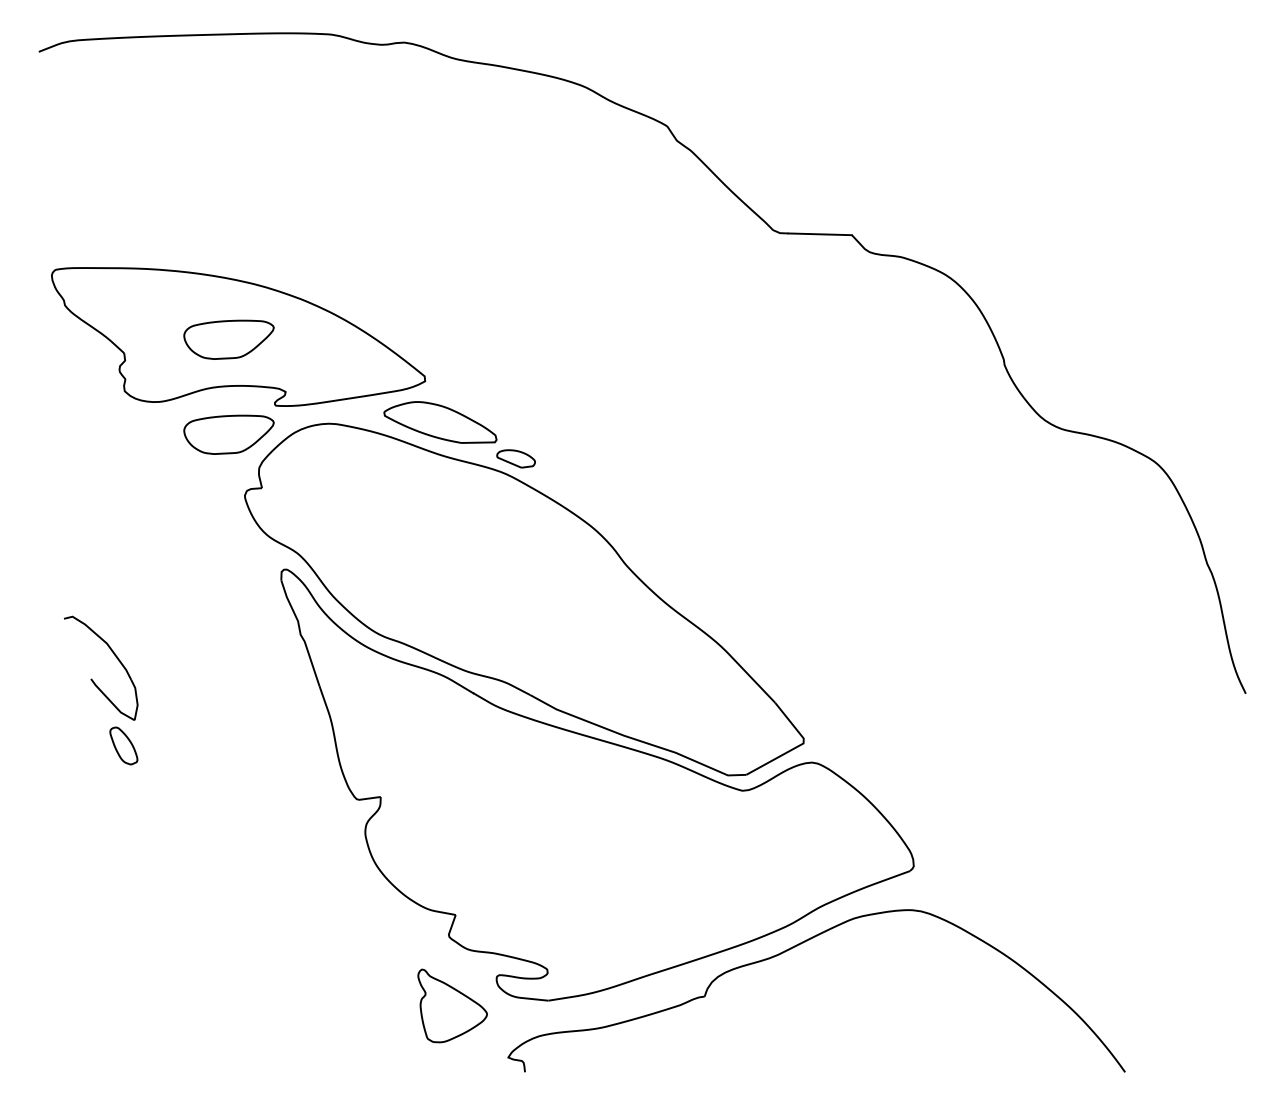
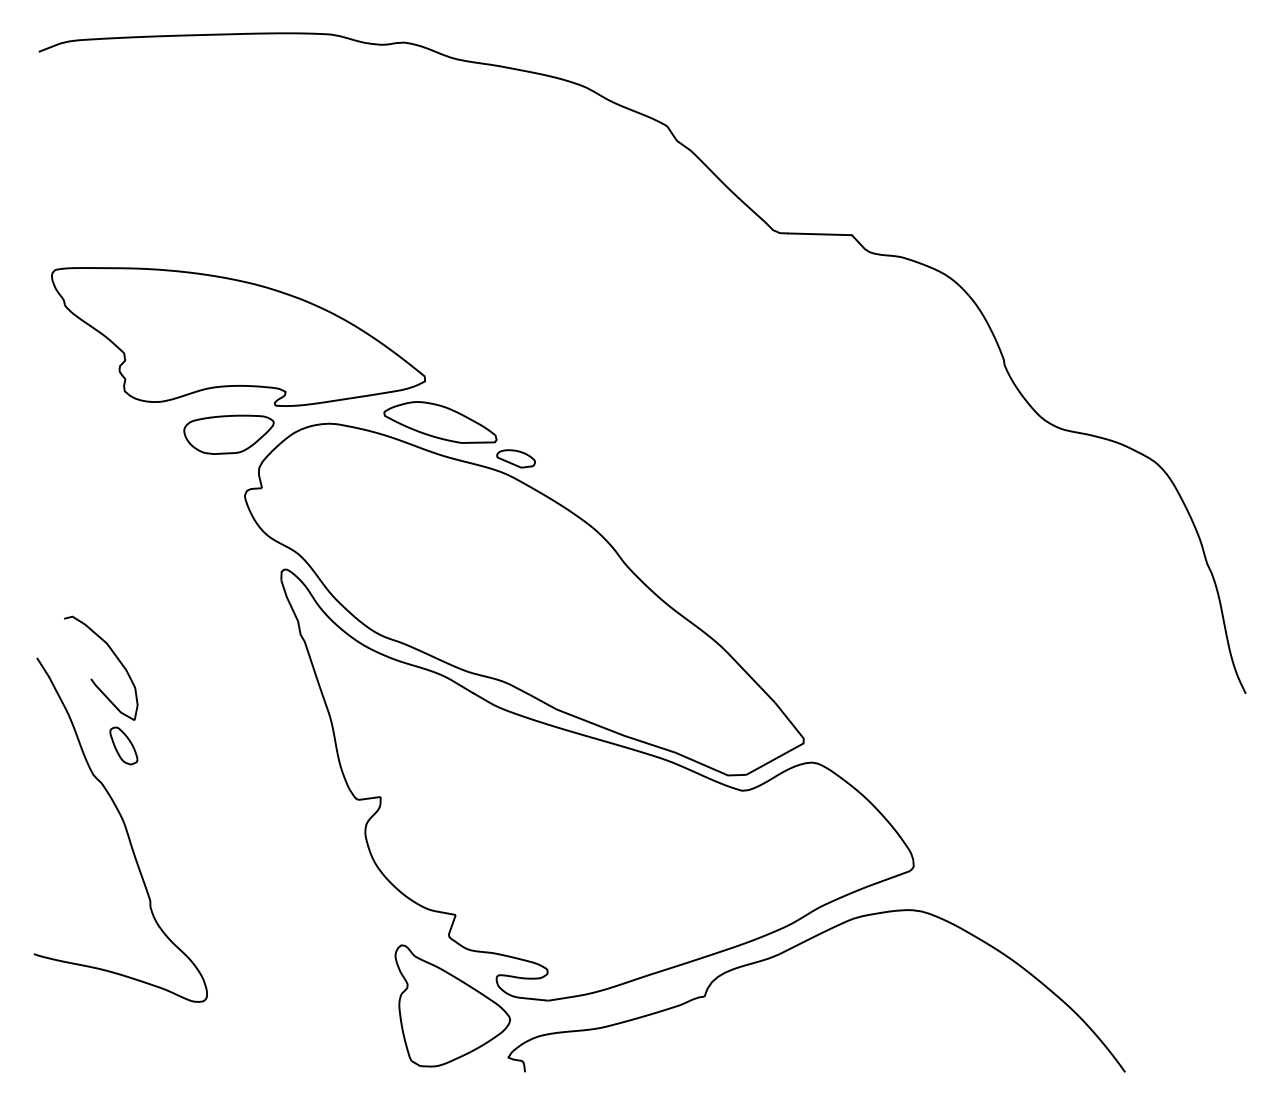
part: present -> none (228, 339)
part: none -> present (120, 829)
part size: 71x76 px -> 117x124 px (452, 1005)
